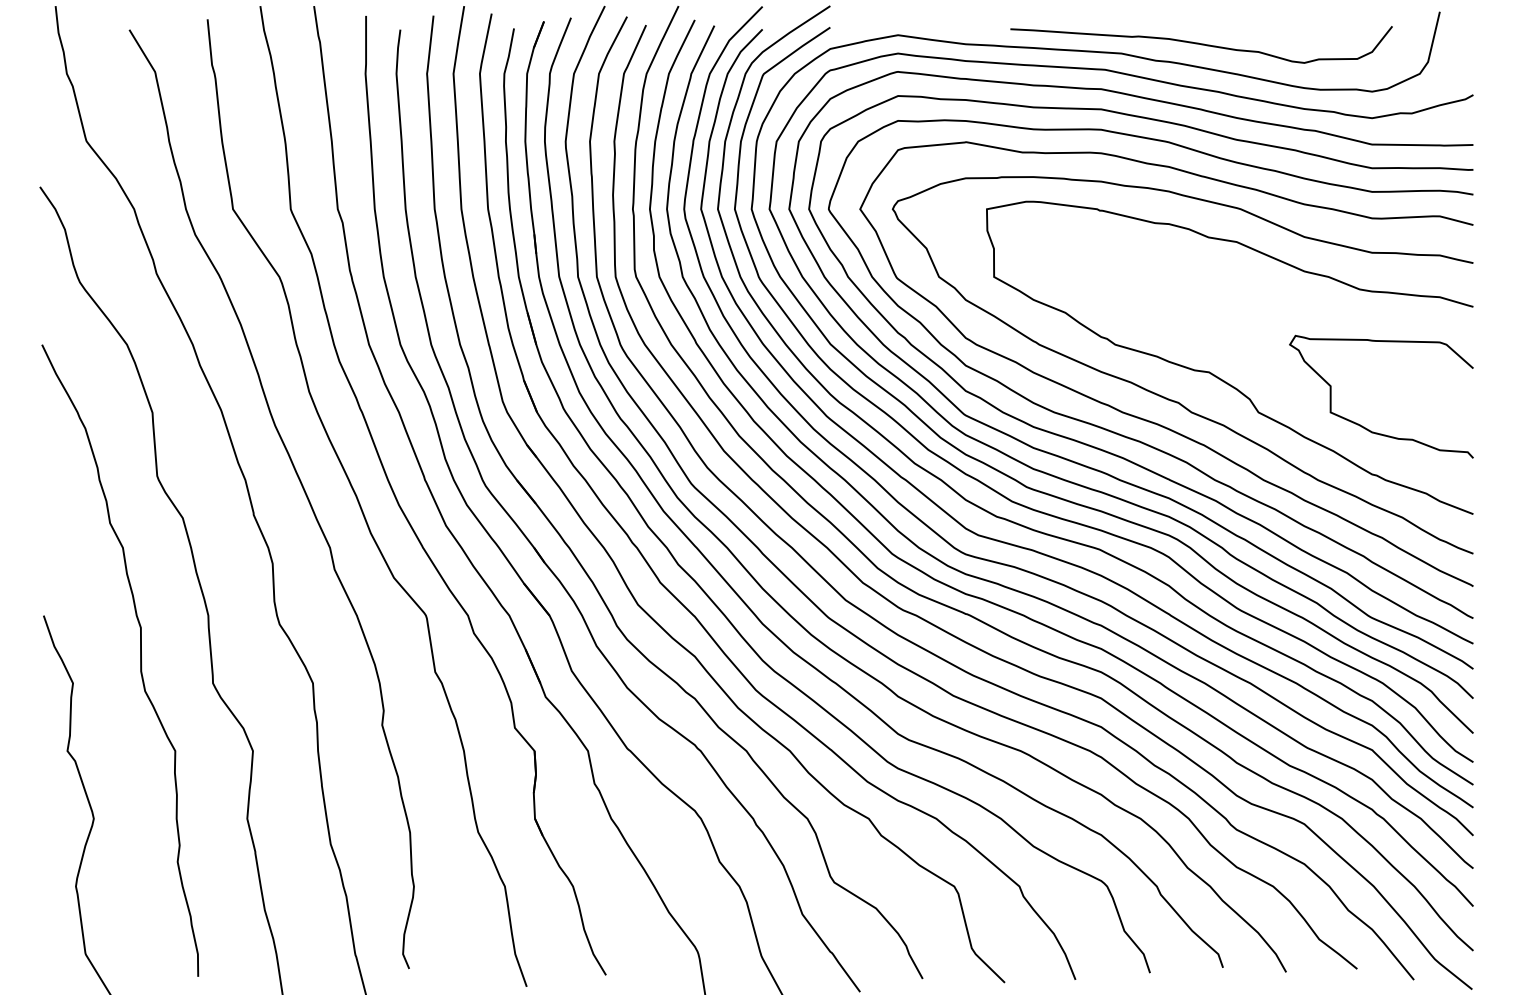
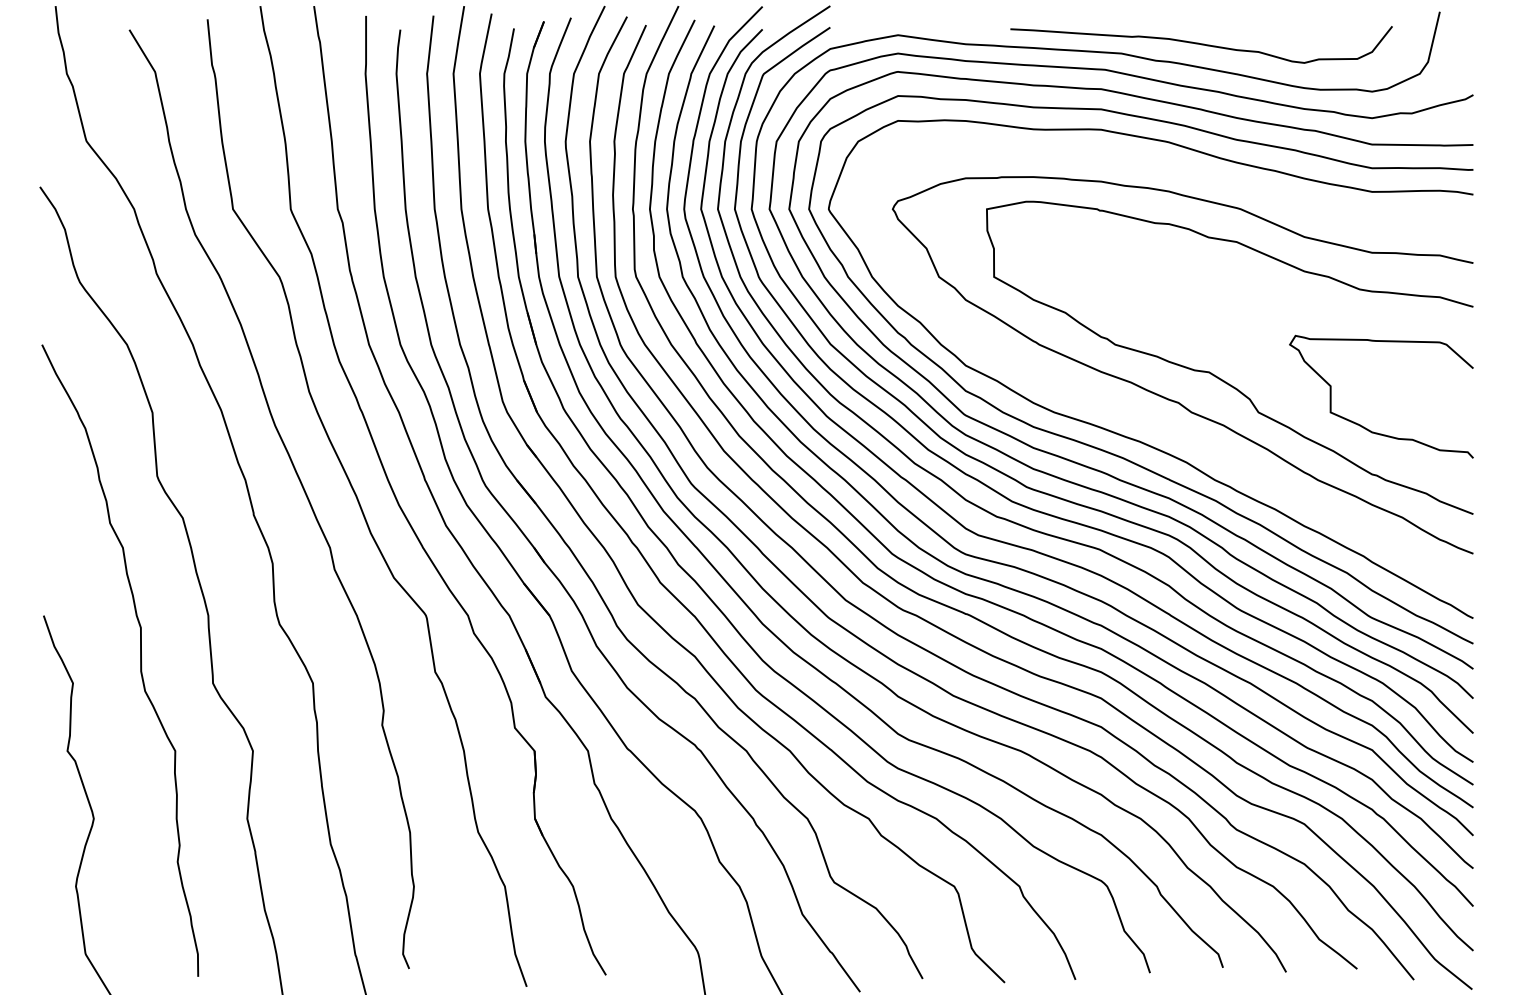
curve: present -> none (1144, 418)
